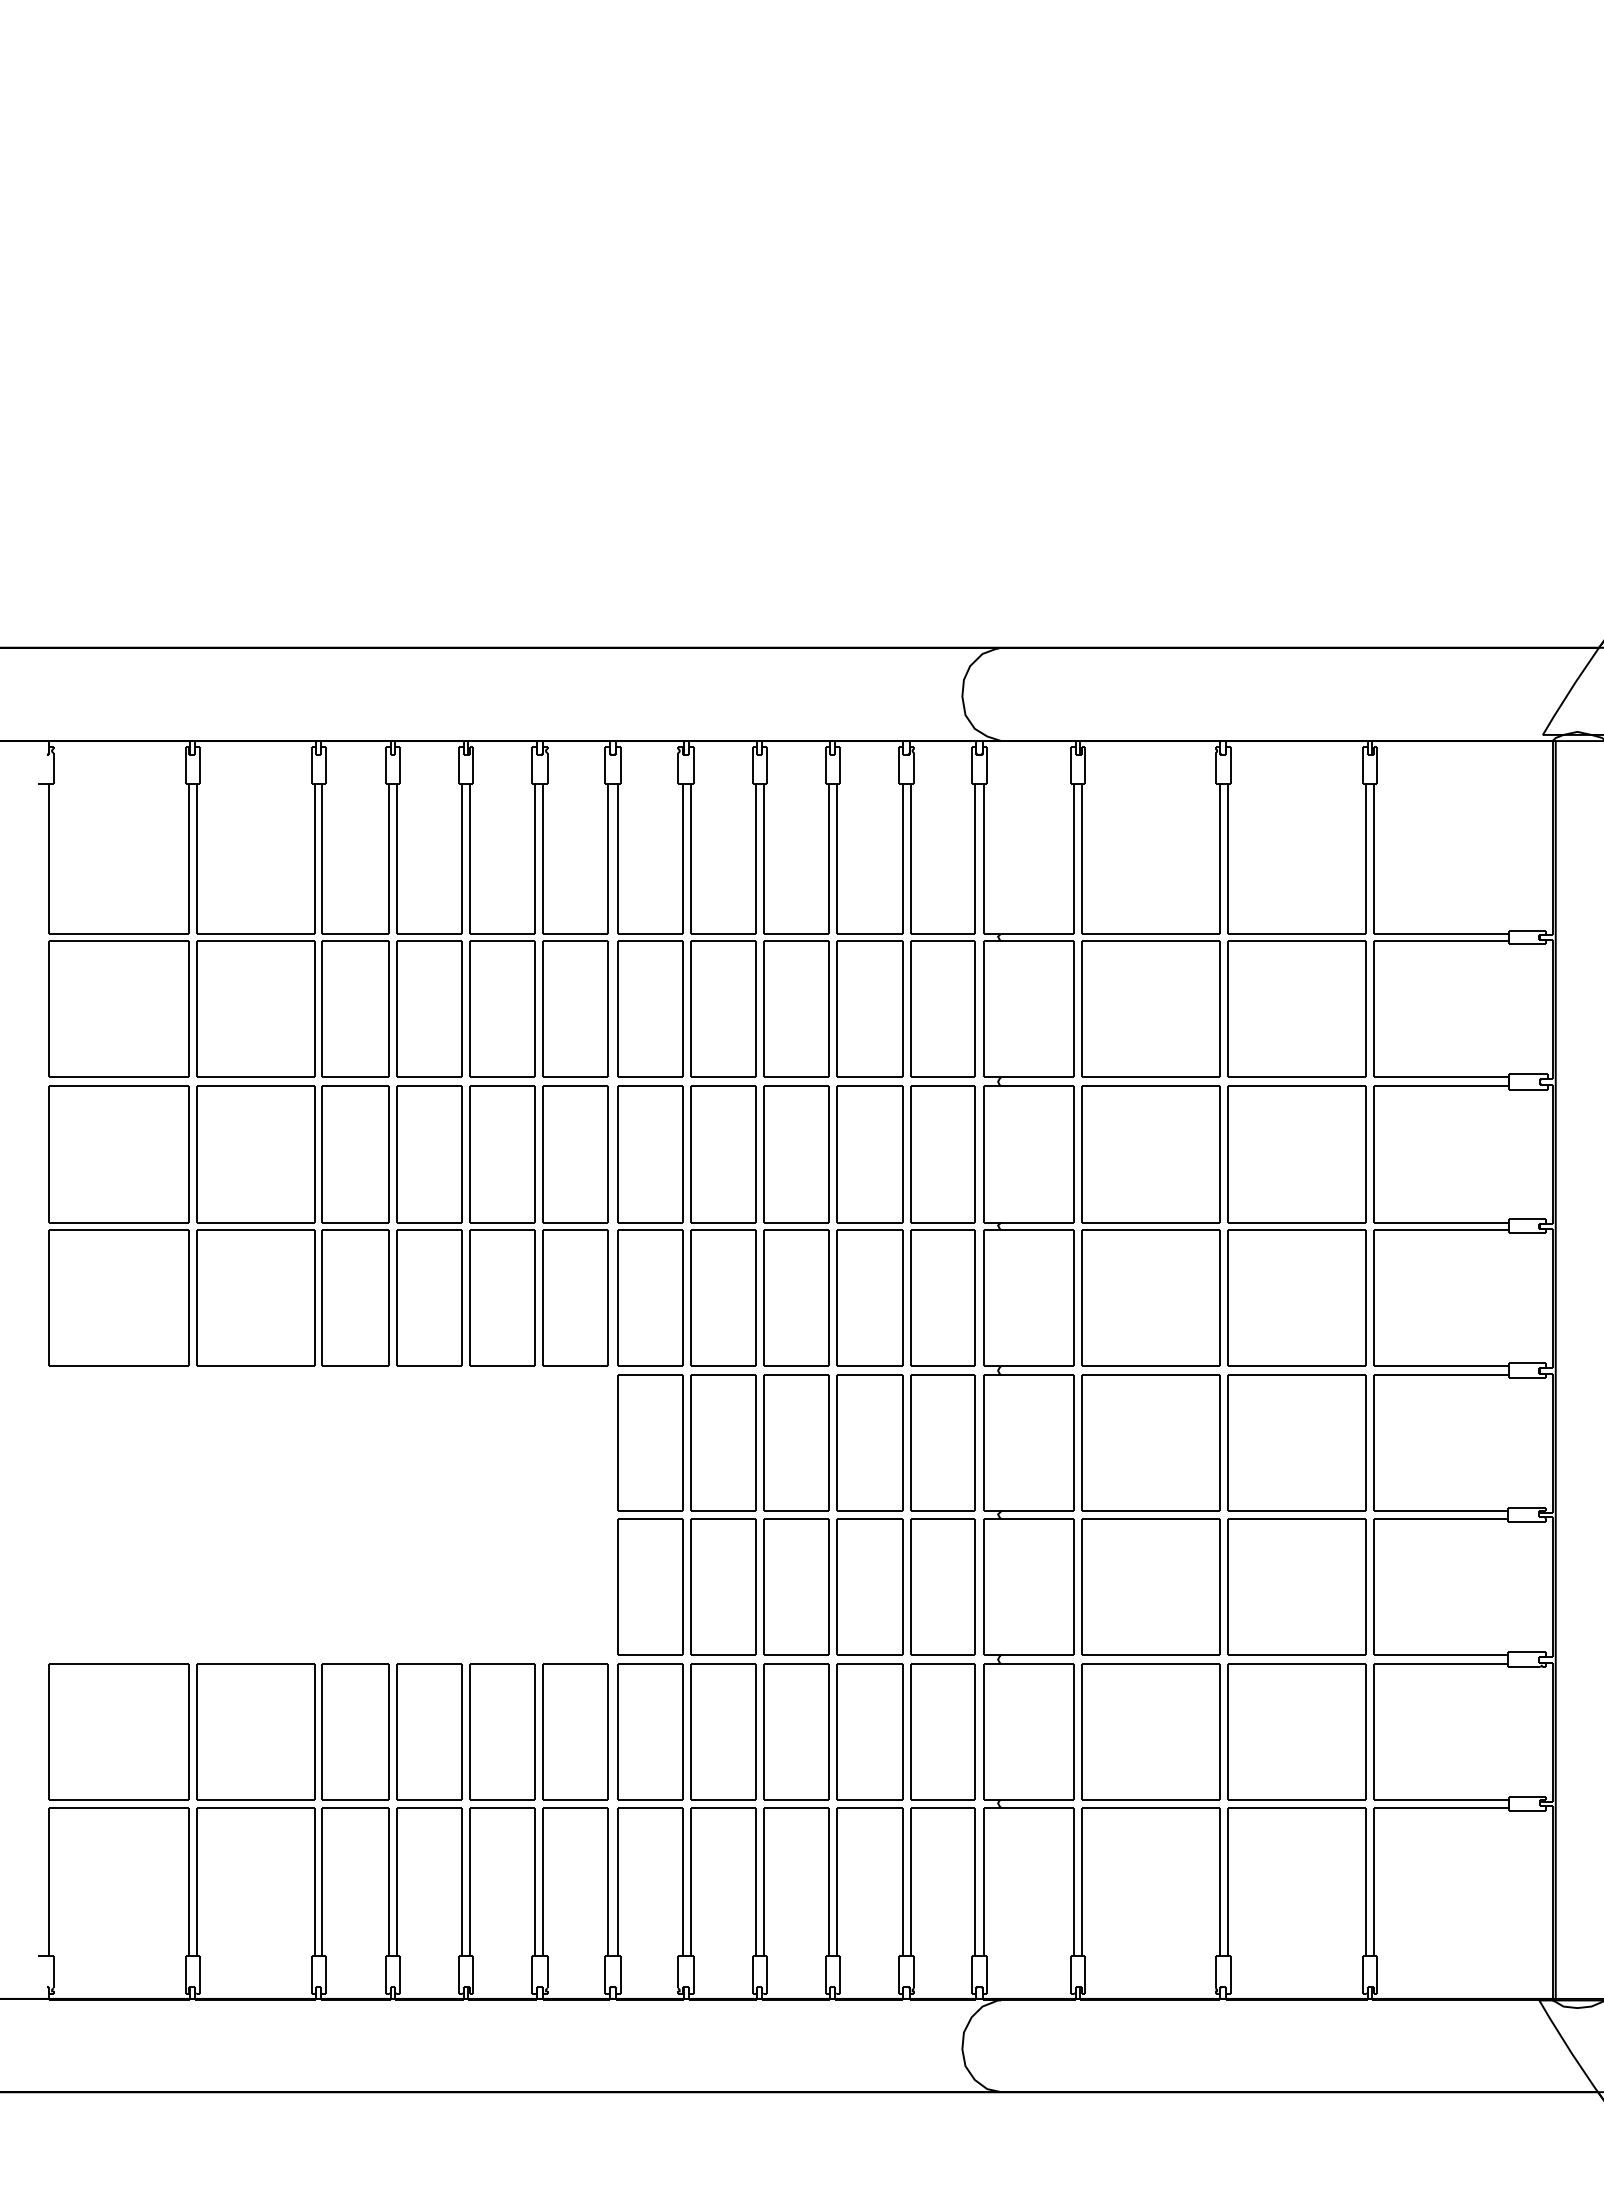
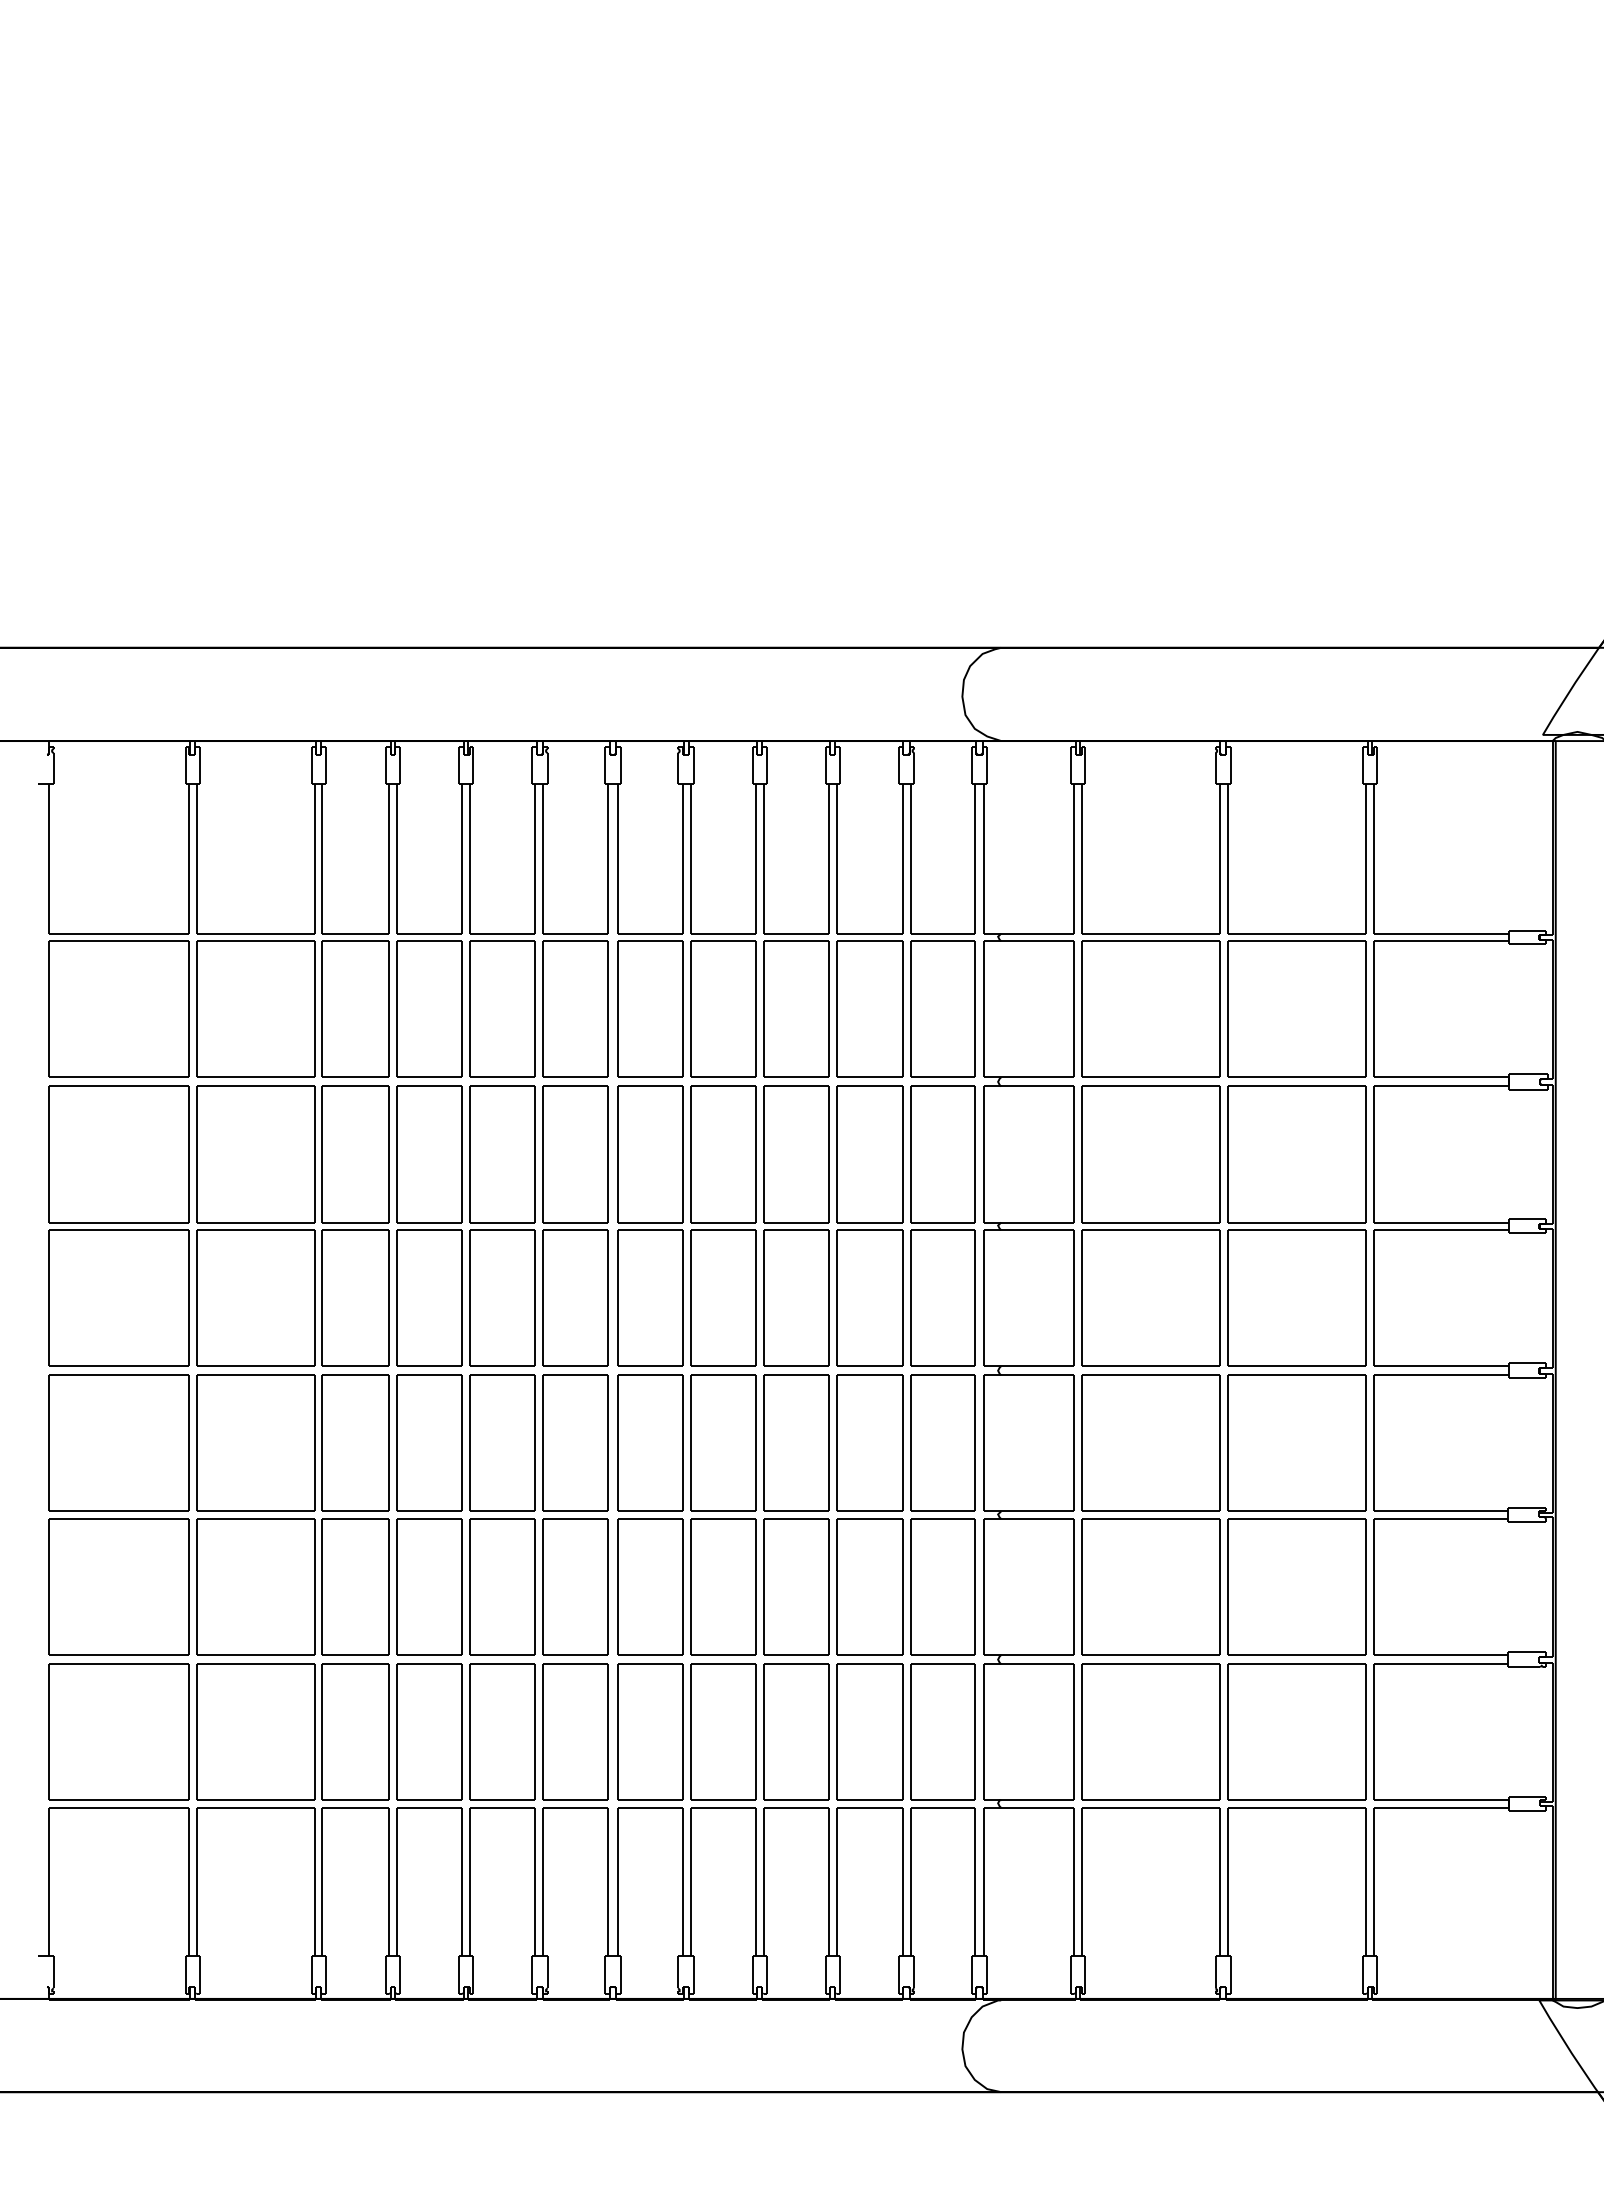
part: none -> present (328, 1514)
